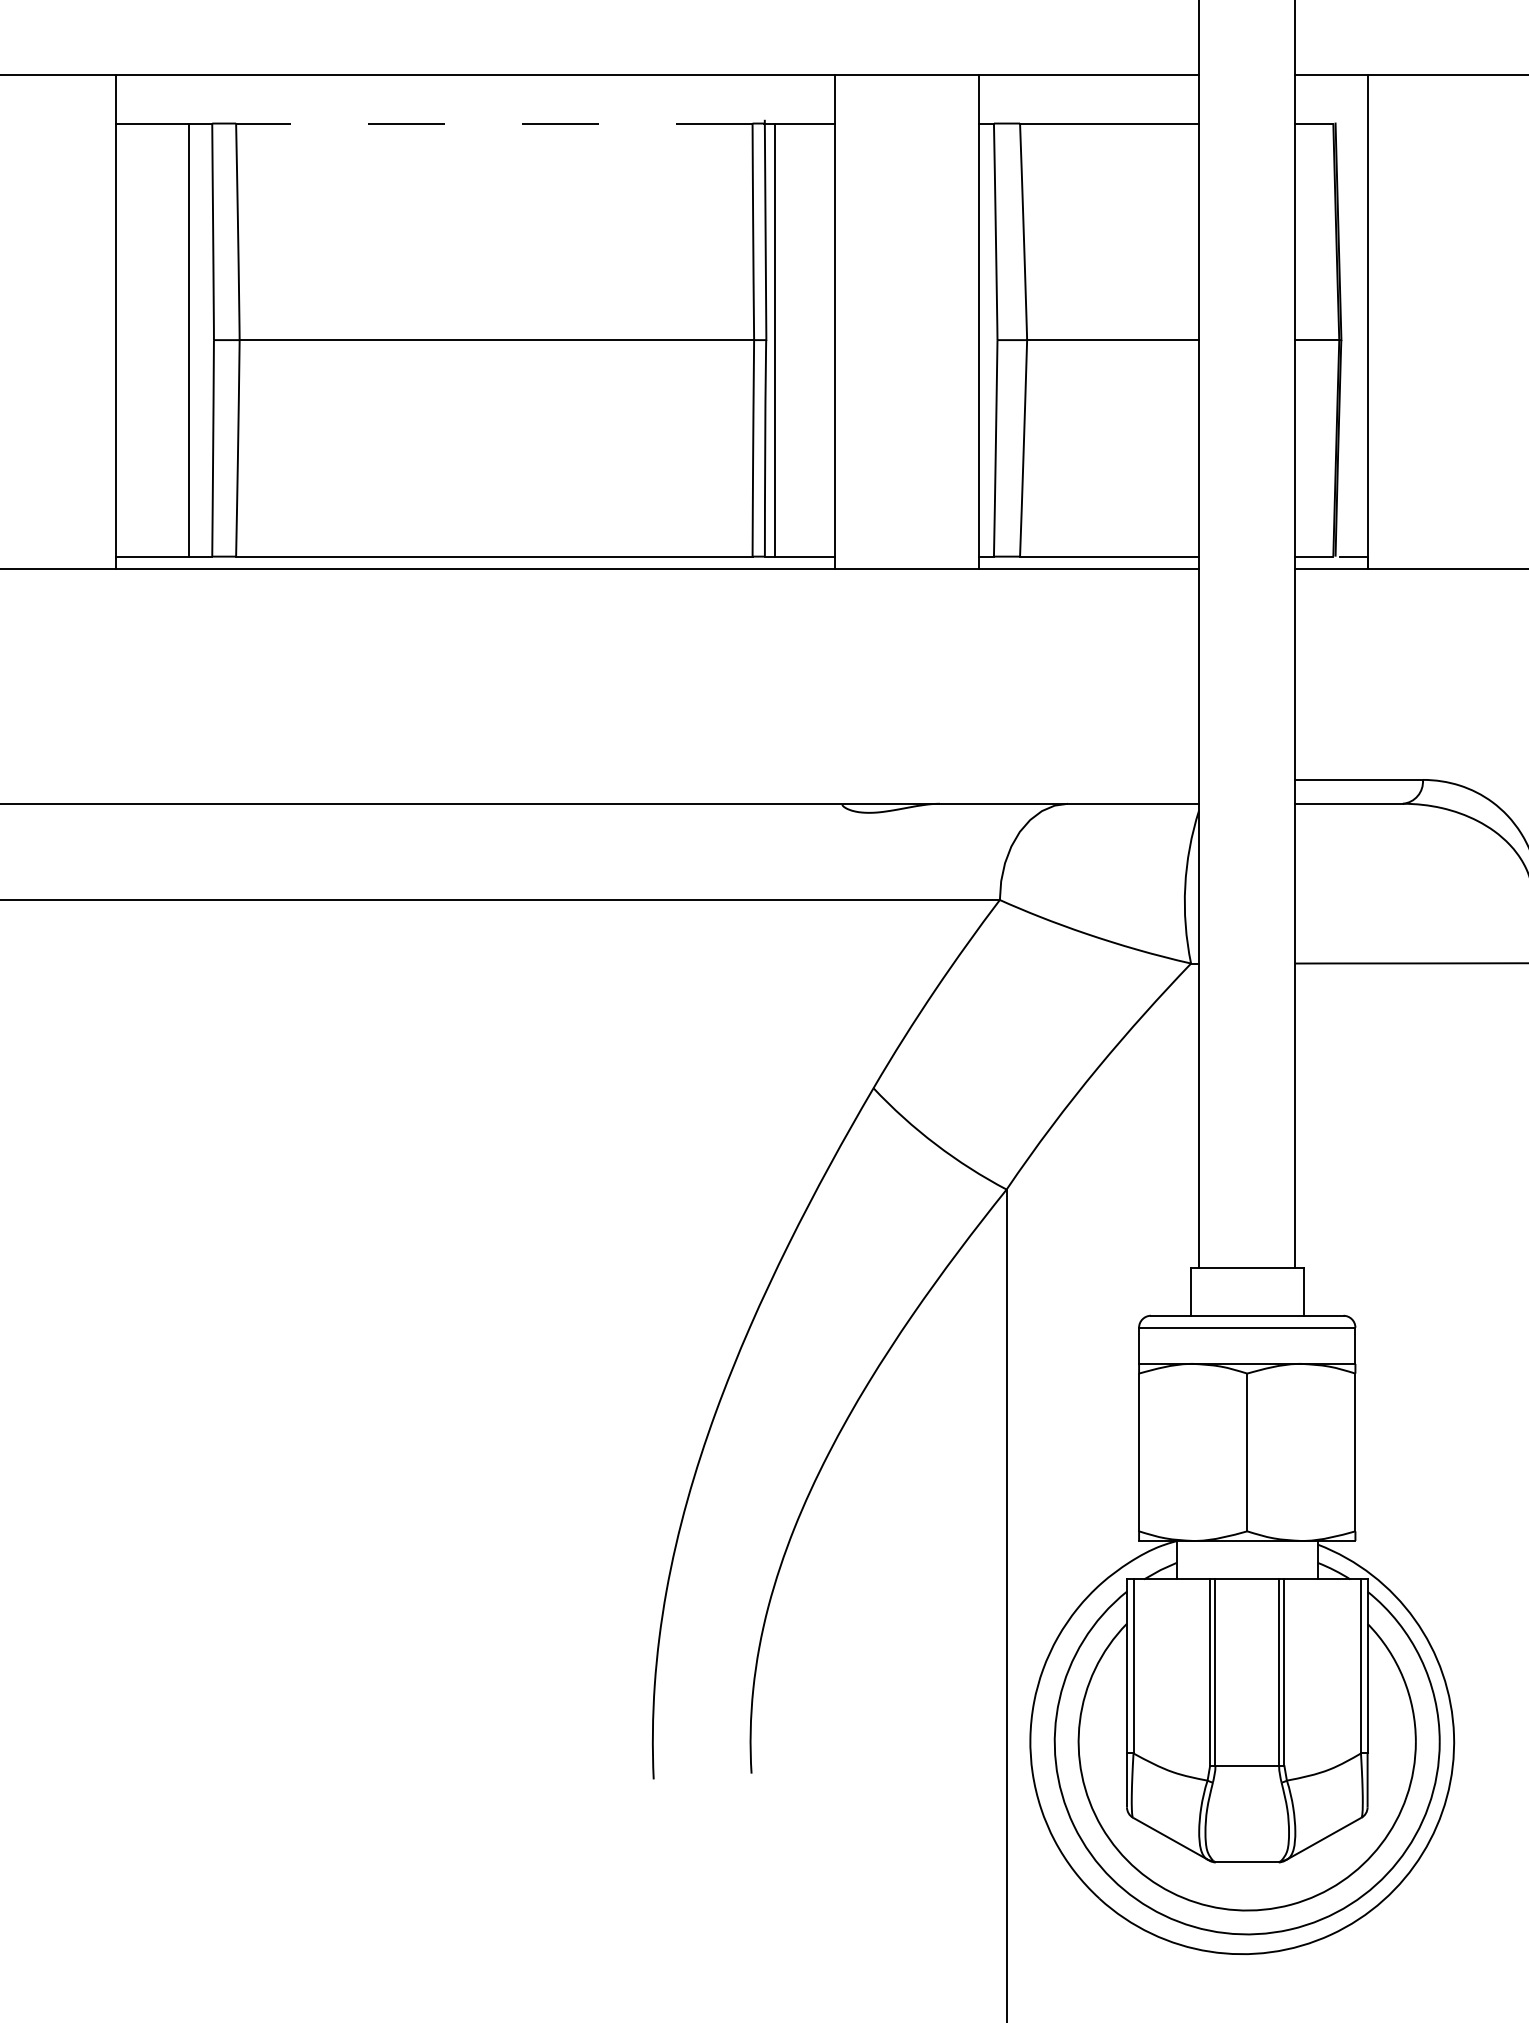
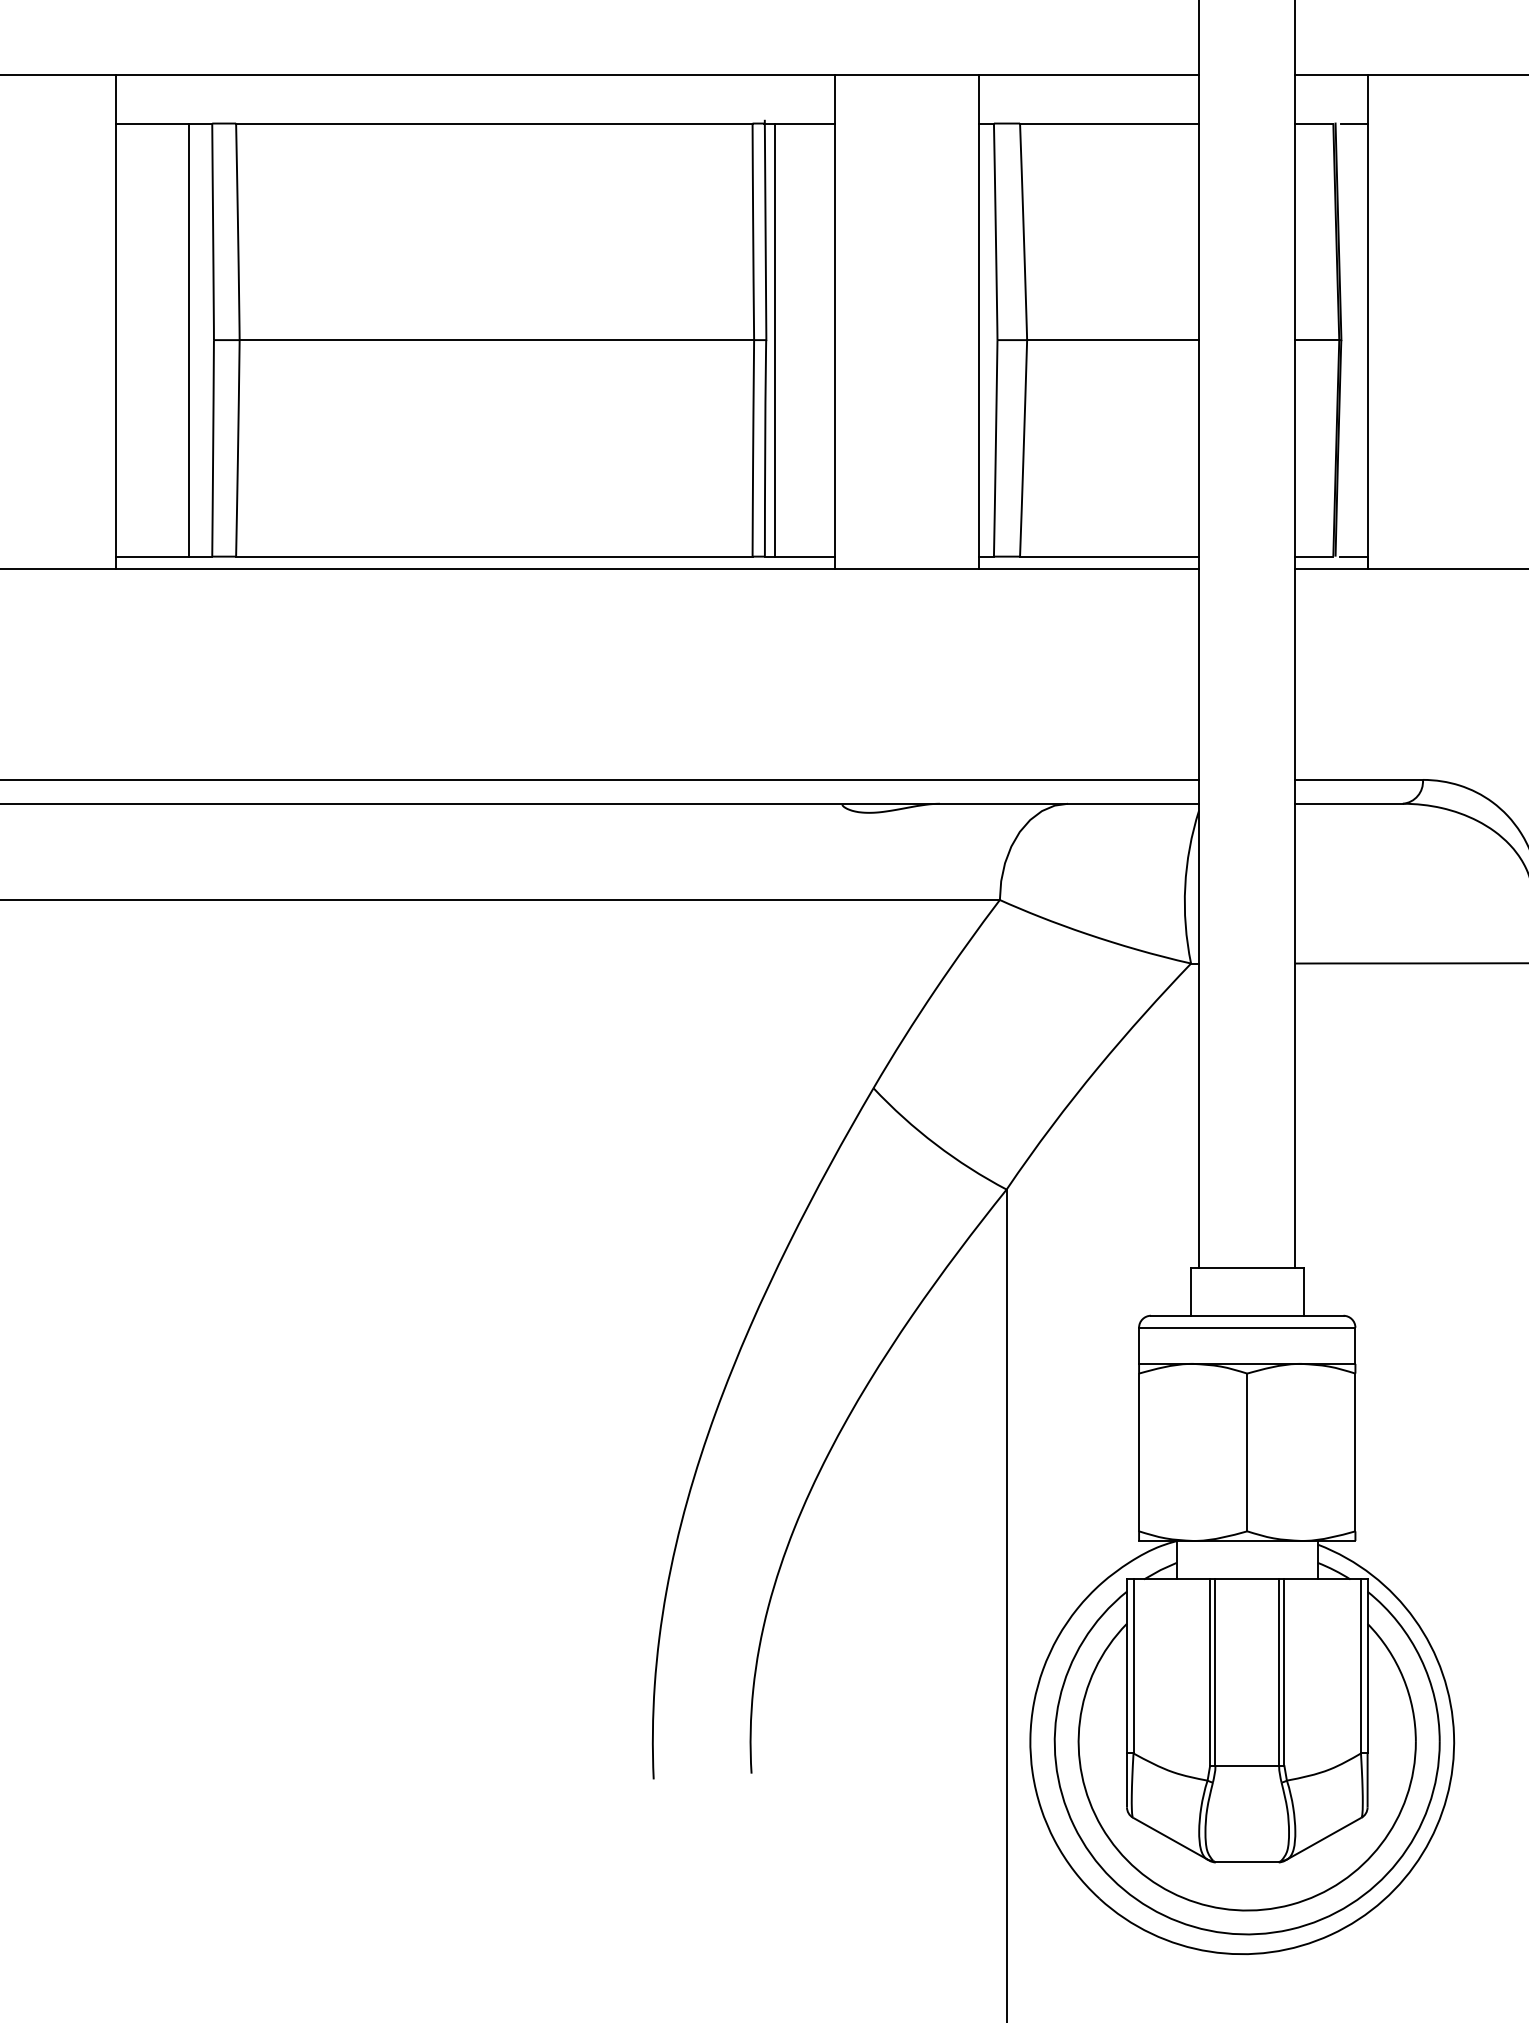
line: dashed -> solid (493, 123)
line: none -> present (1354, 123)
line: none -> present (600, 779)
